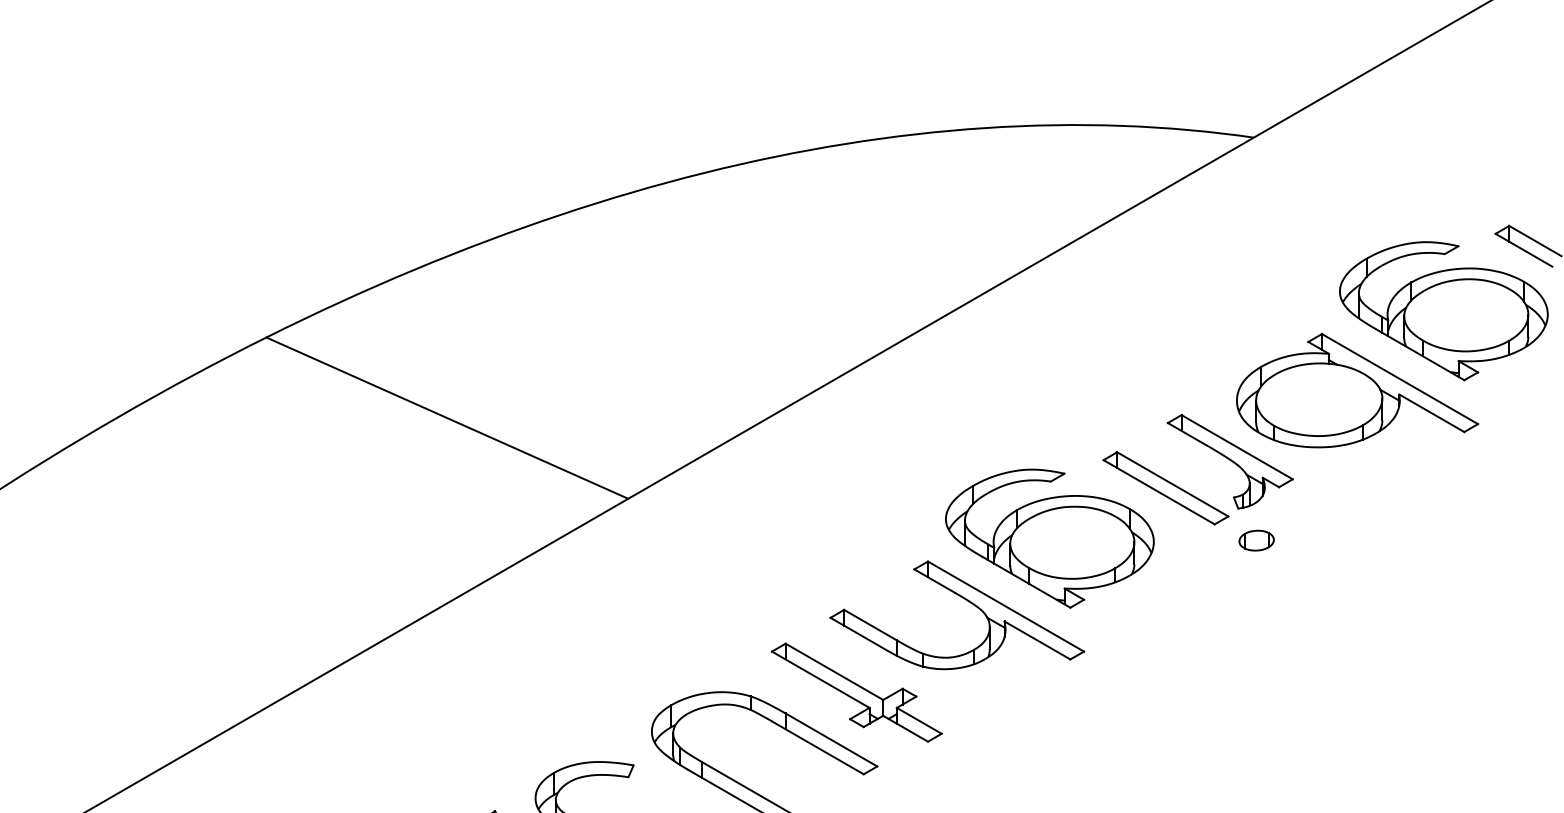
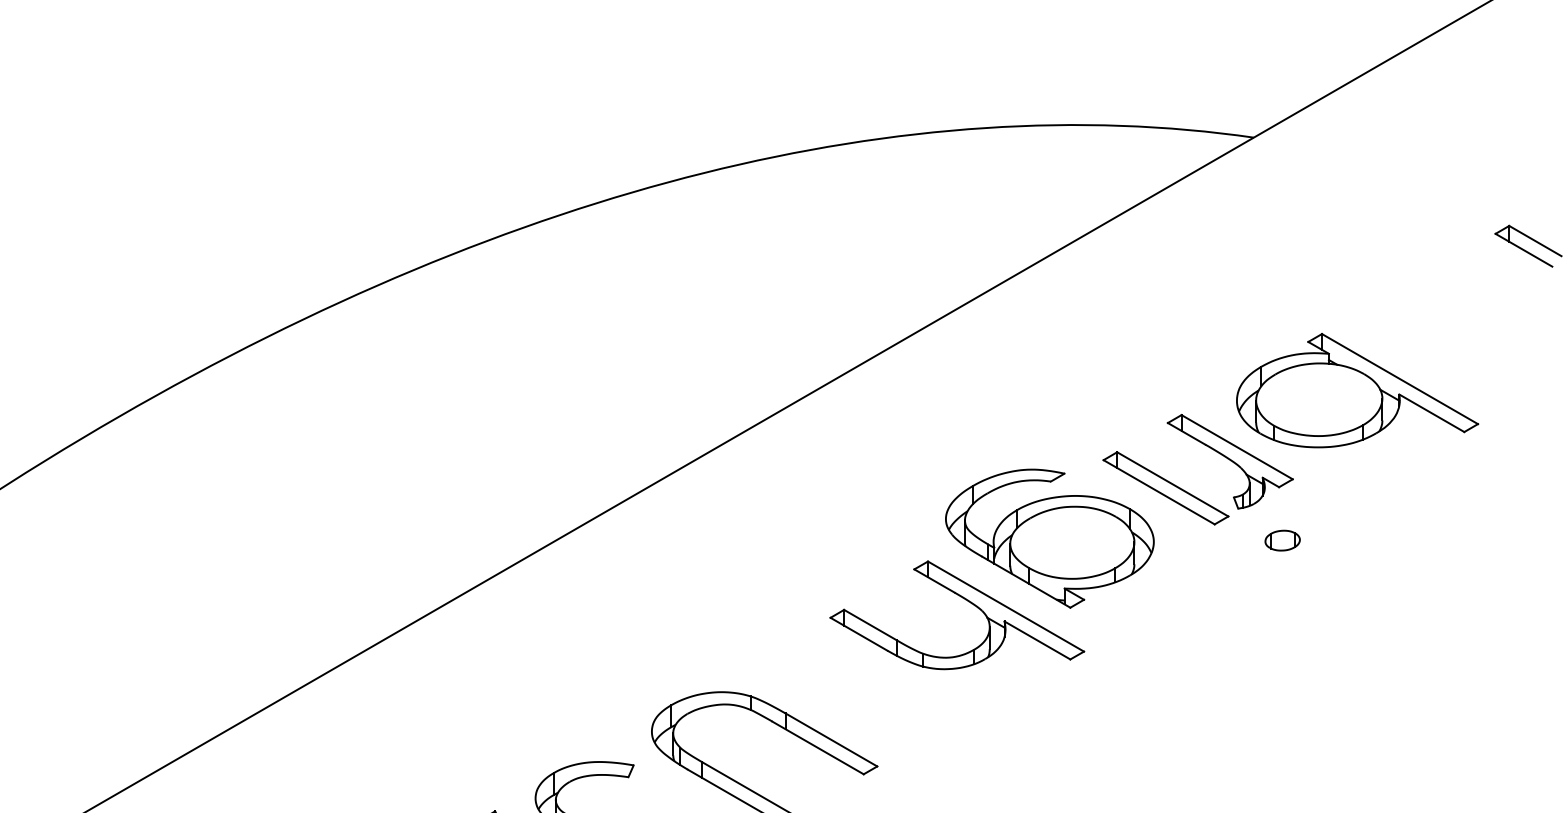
part: present -> none (1443, 311)
line: present -> none (447, 417)
part position: (1256, 540) -> (1282, 540) (1282, 540)
part: present -> none (856, 692)
